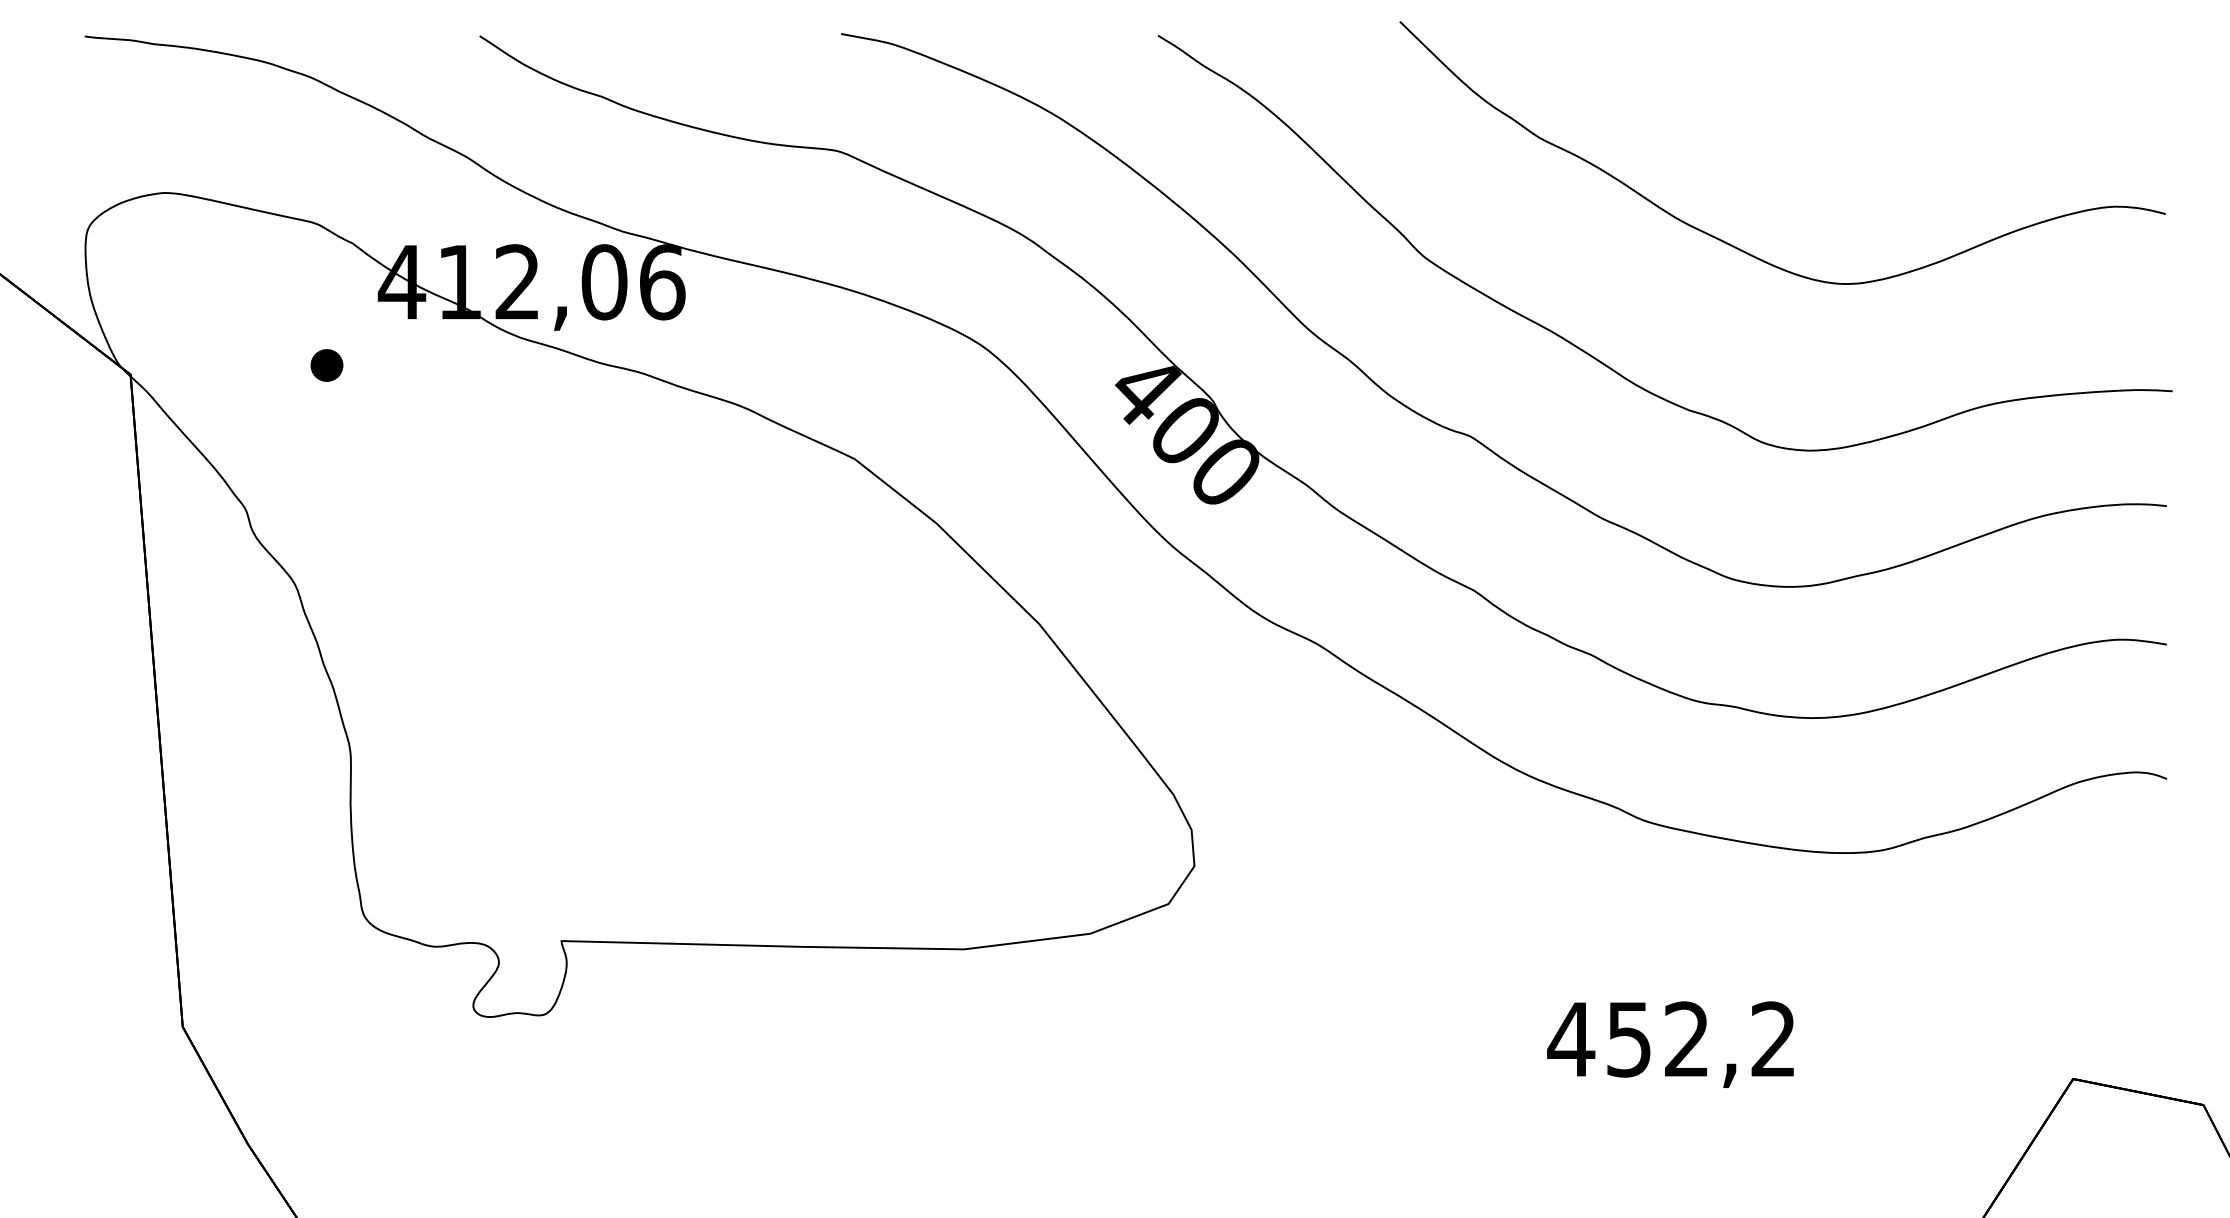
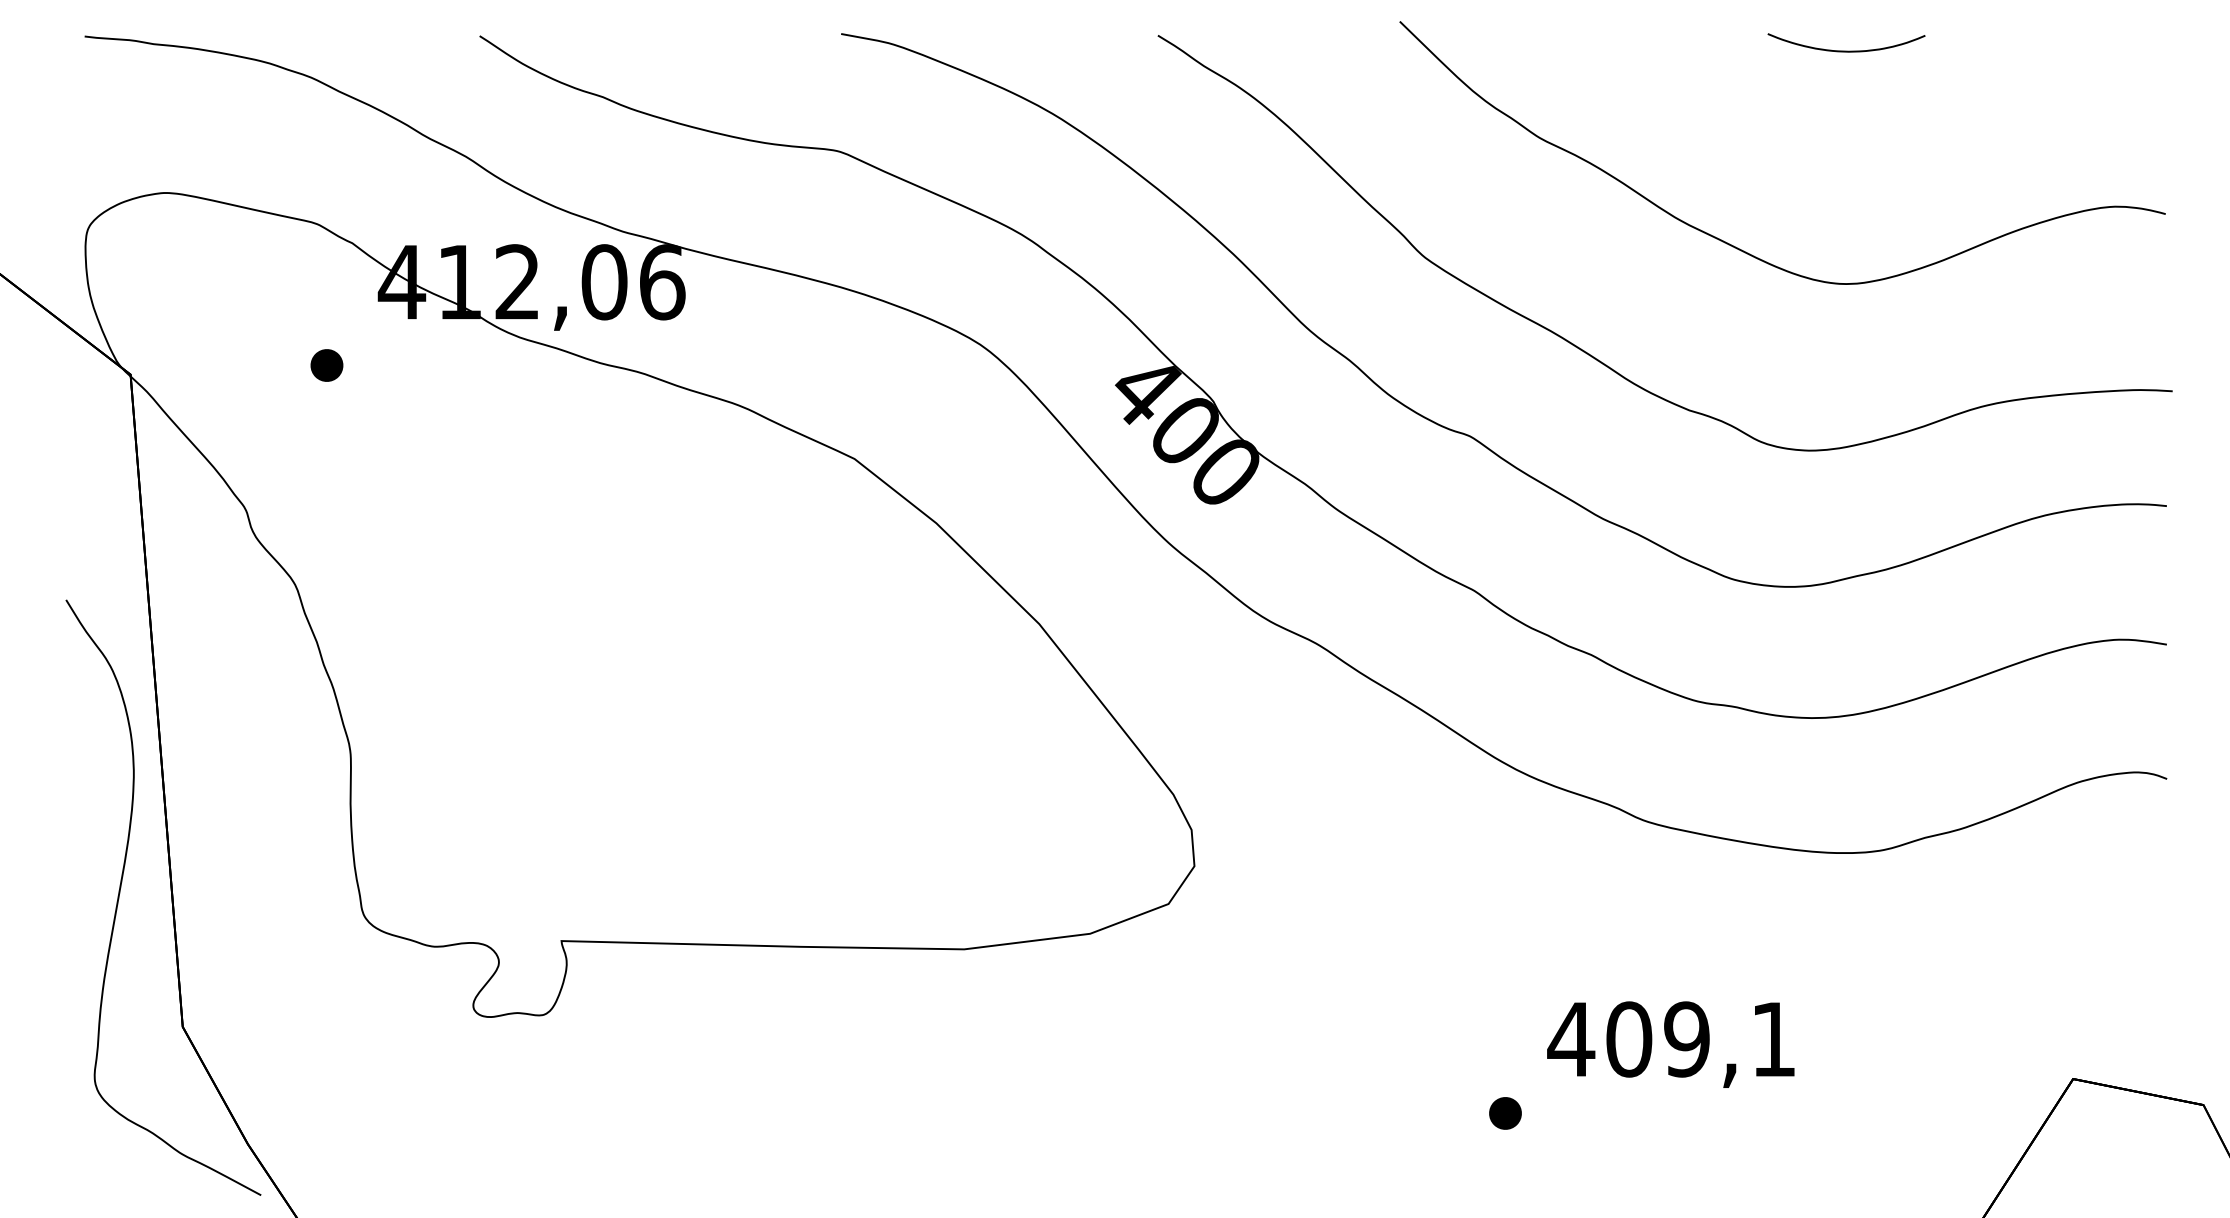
curve: none -> present (1846, 50)
curve: none -> present (121, 887)
text: 452,2 -> 409,1 (1700, 1039)
part: none -> present (1505, 1113)
